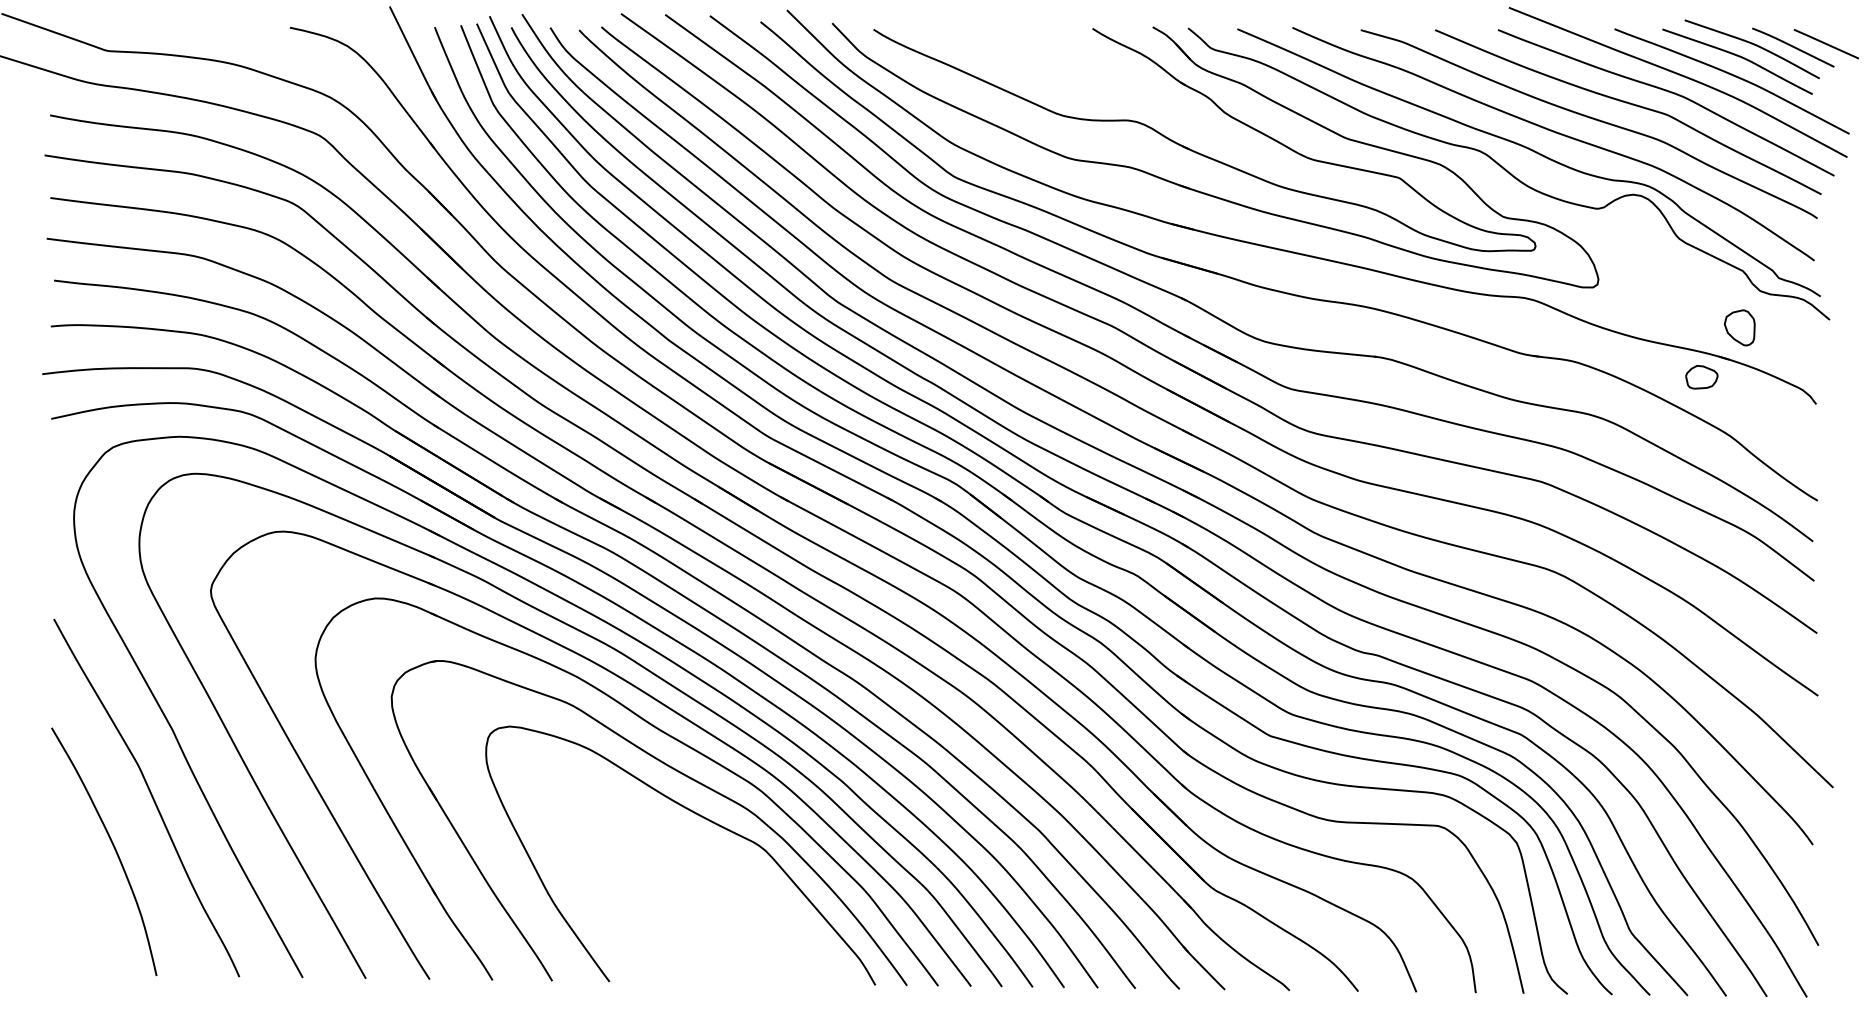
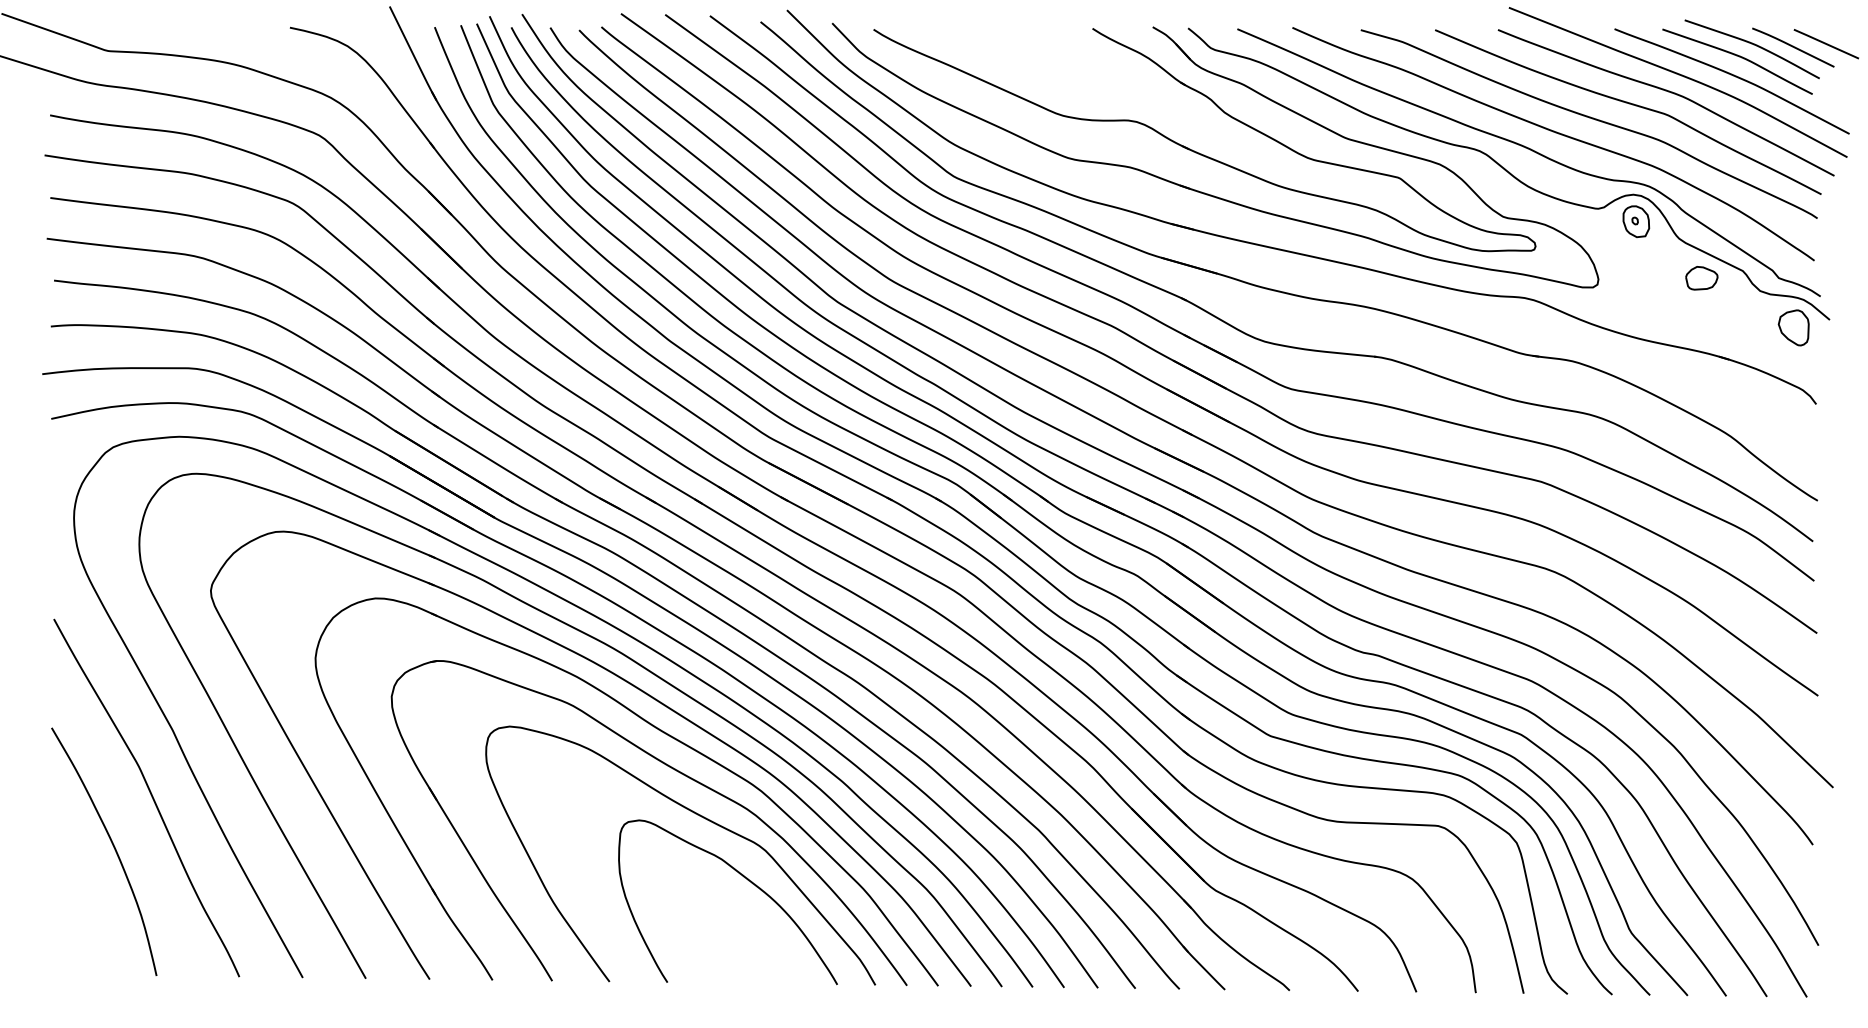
part: none -> present (1636, 221)
part position: (1739, 327) -> (1793, 327) (1793, 327)
part position: (1701, 377) -> (1701, 278) (1701, 278)
curve: none -> present (743, 877)
